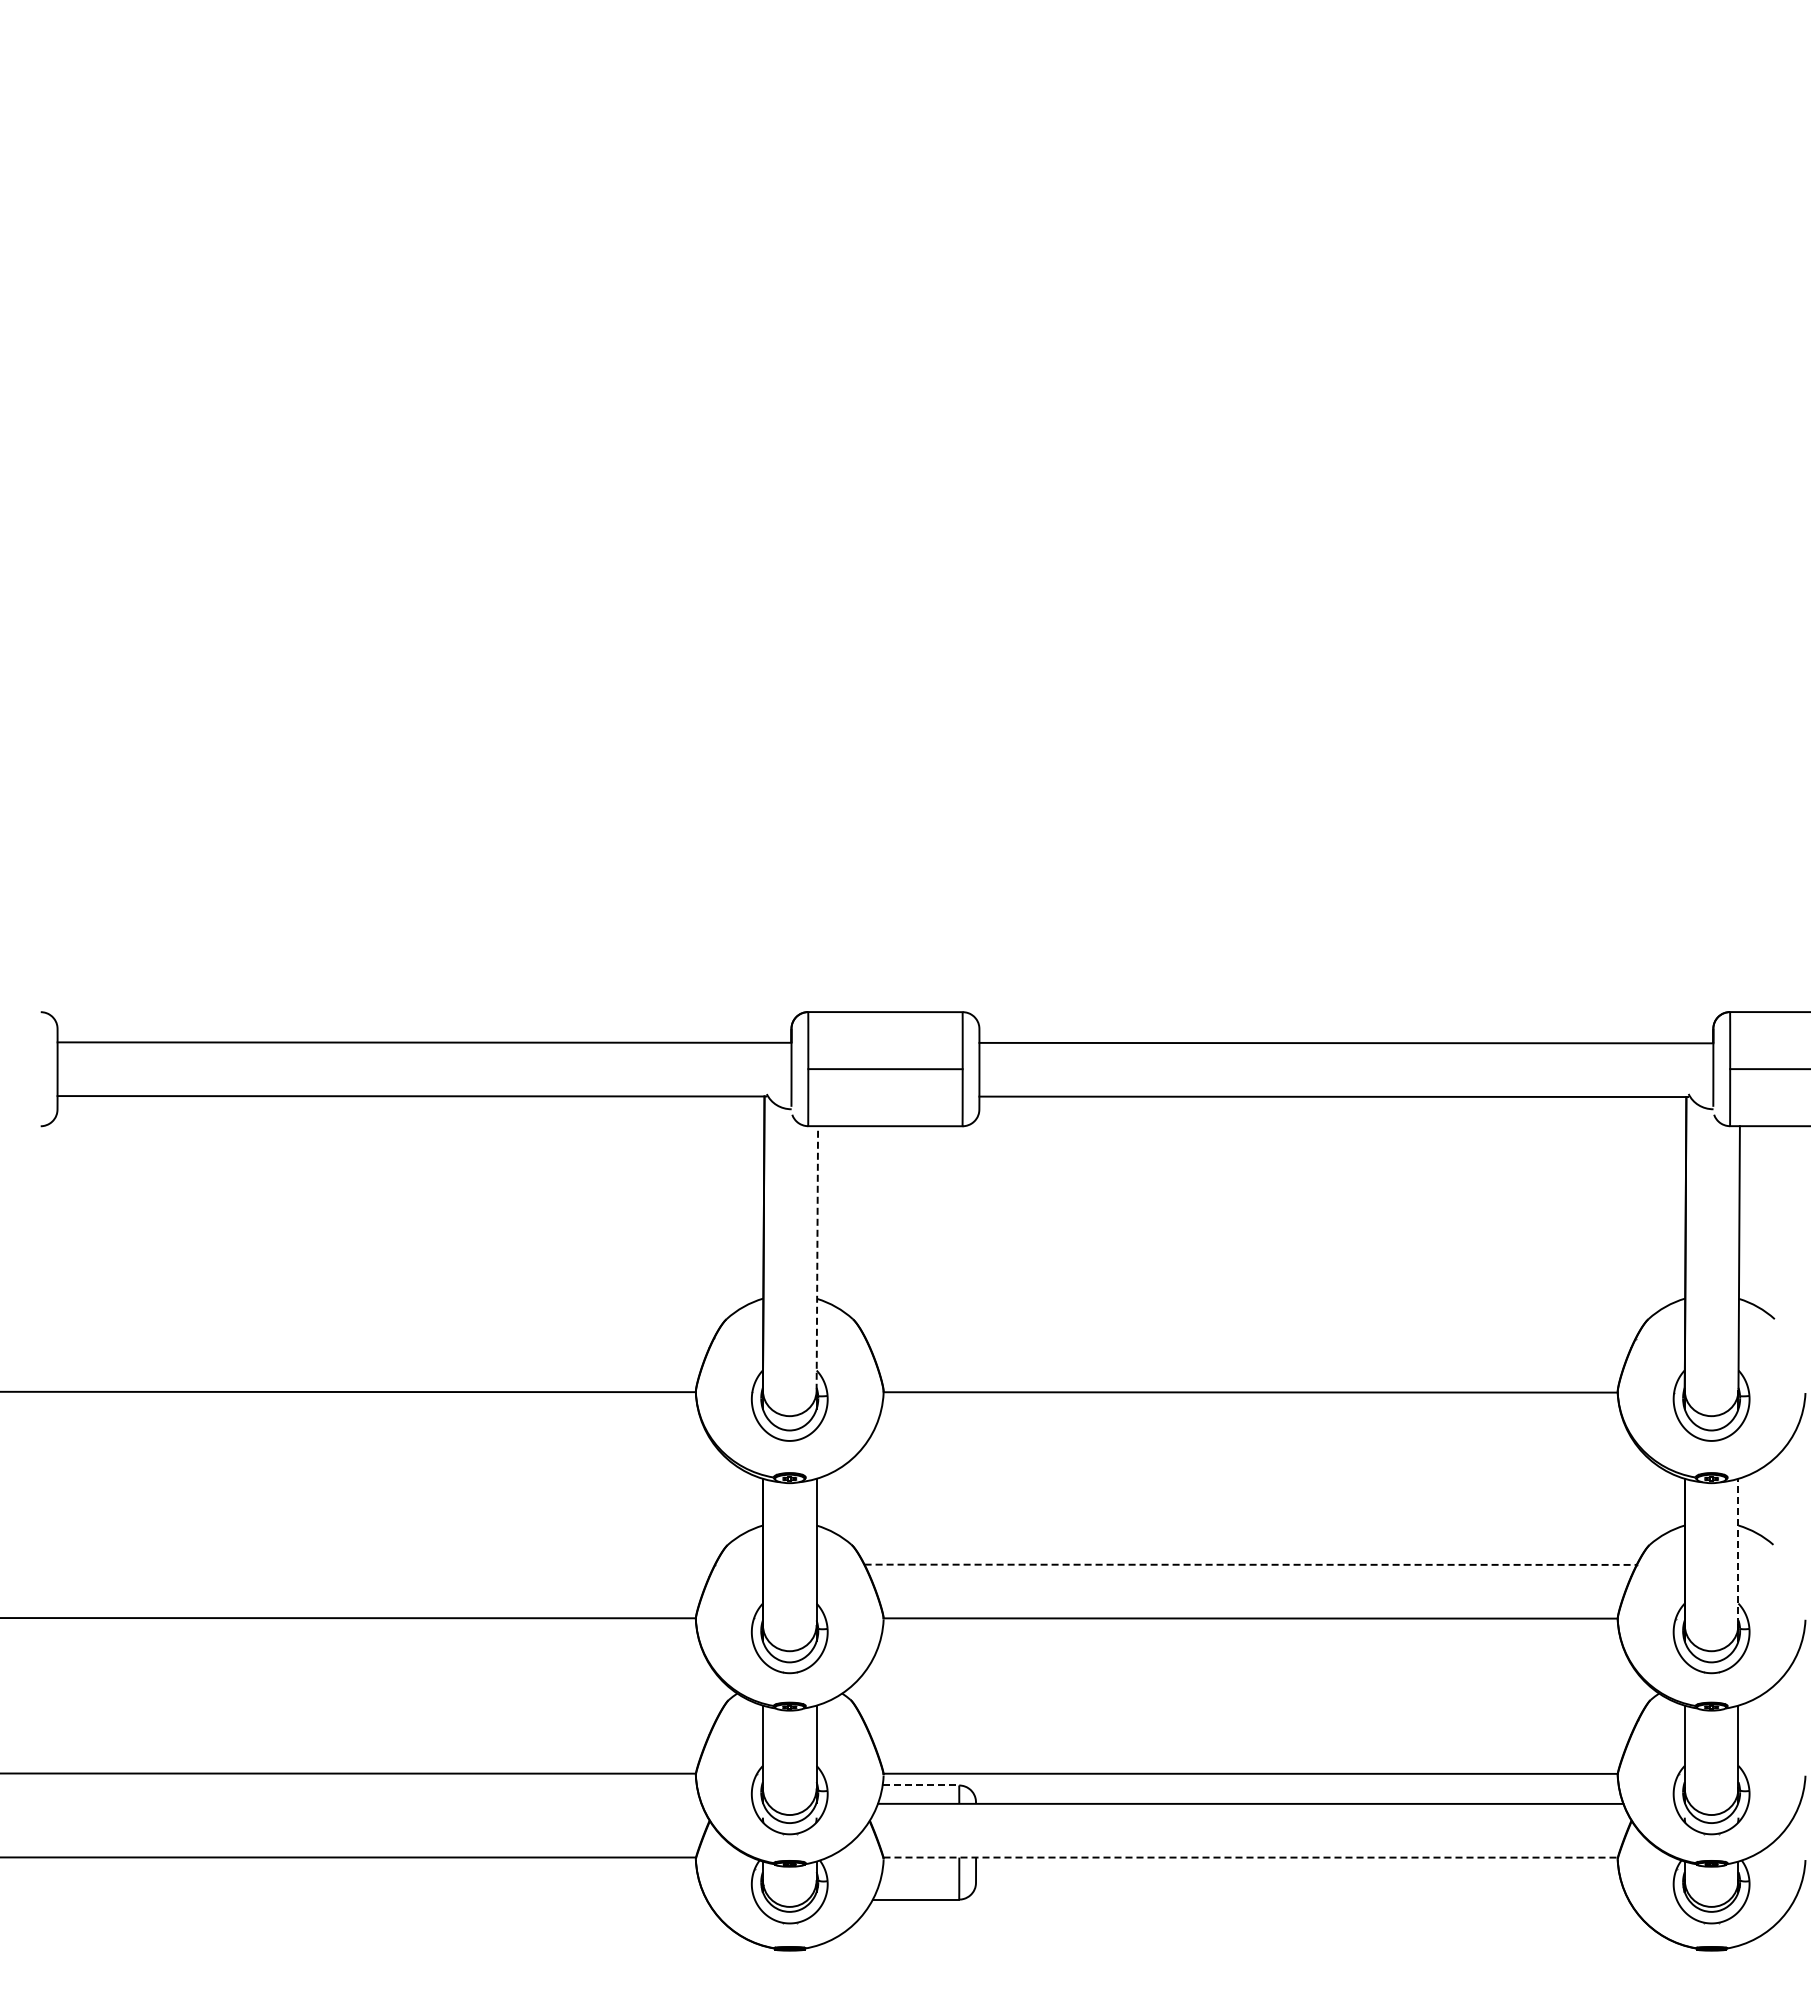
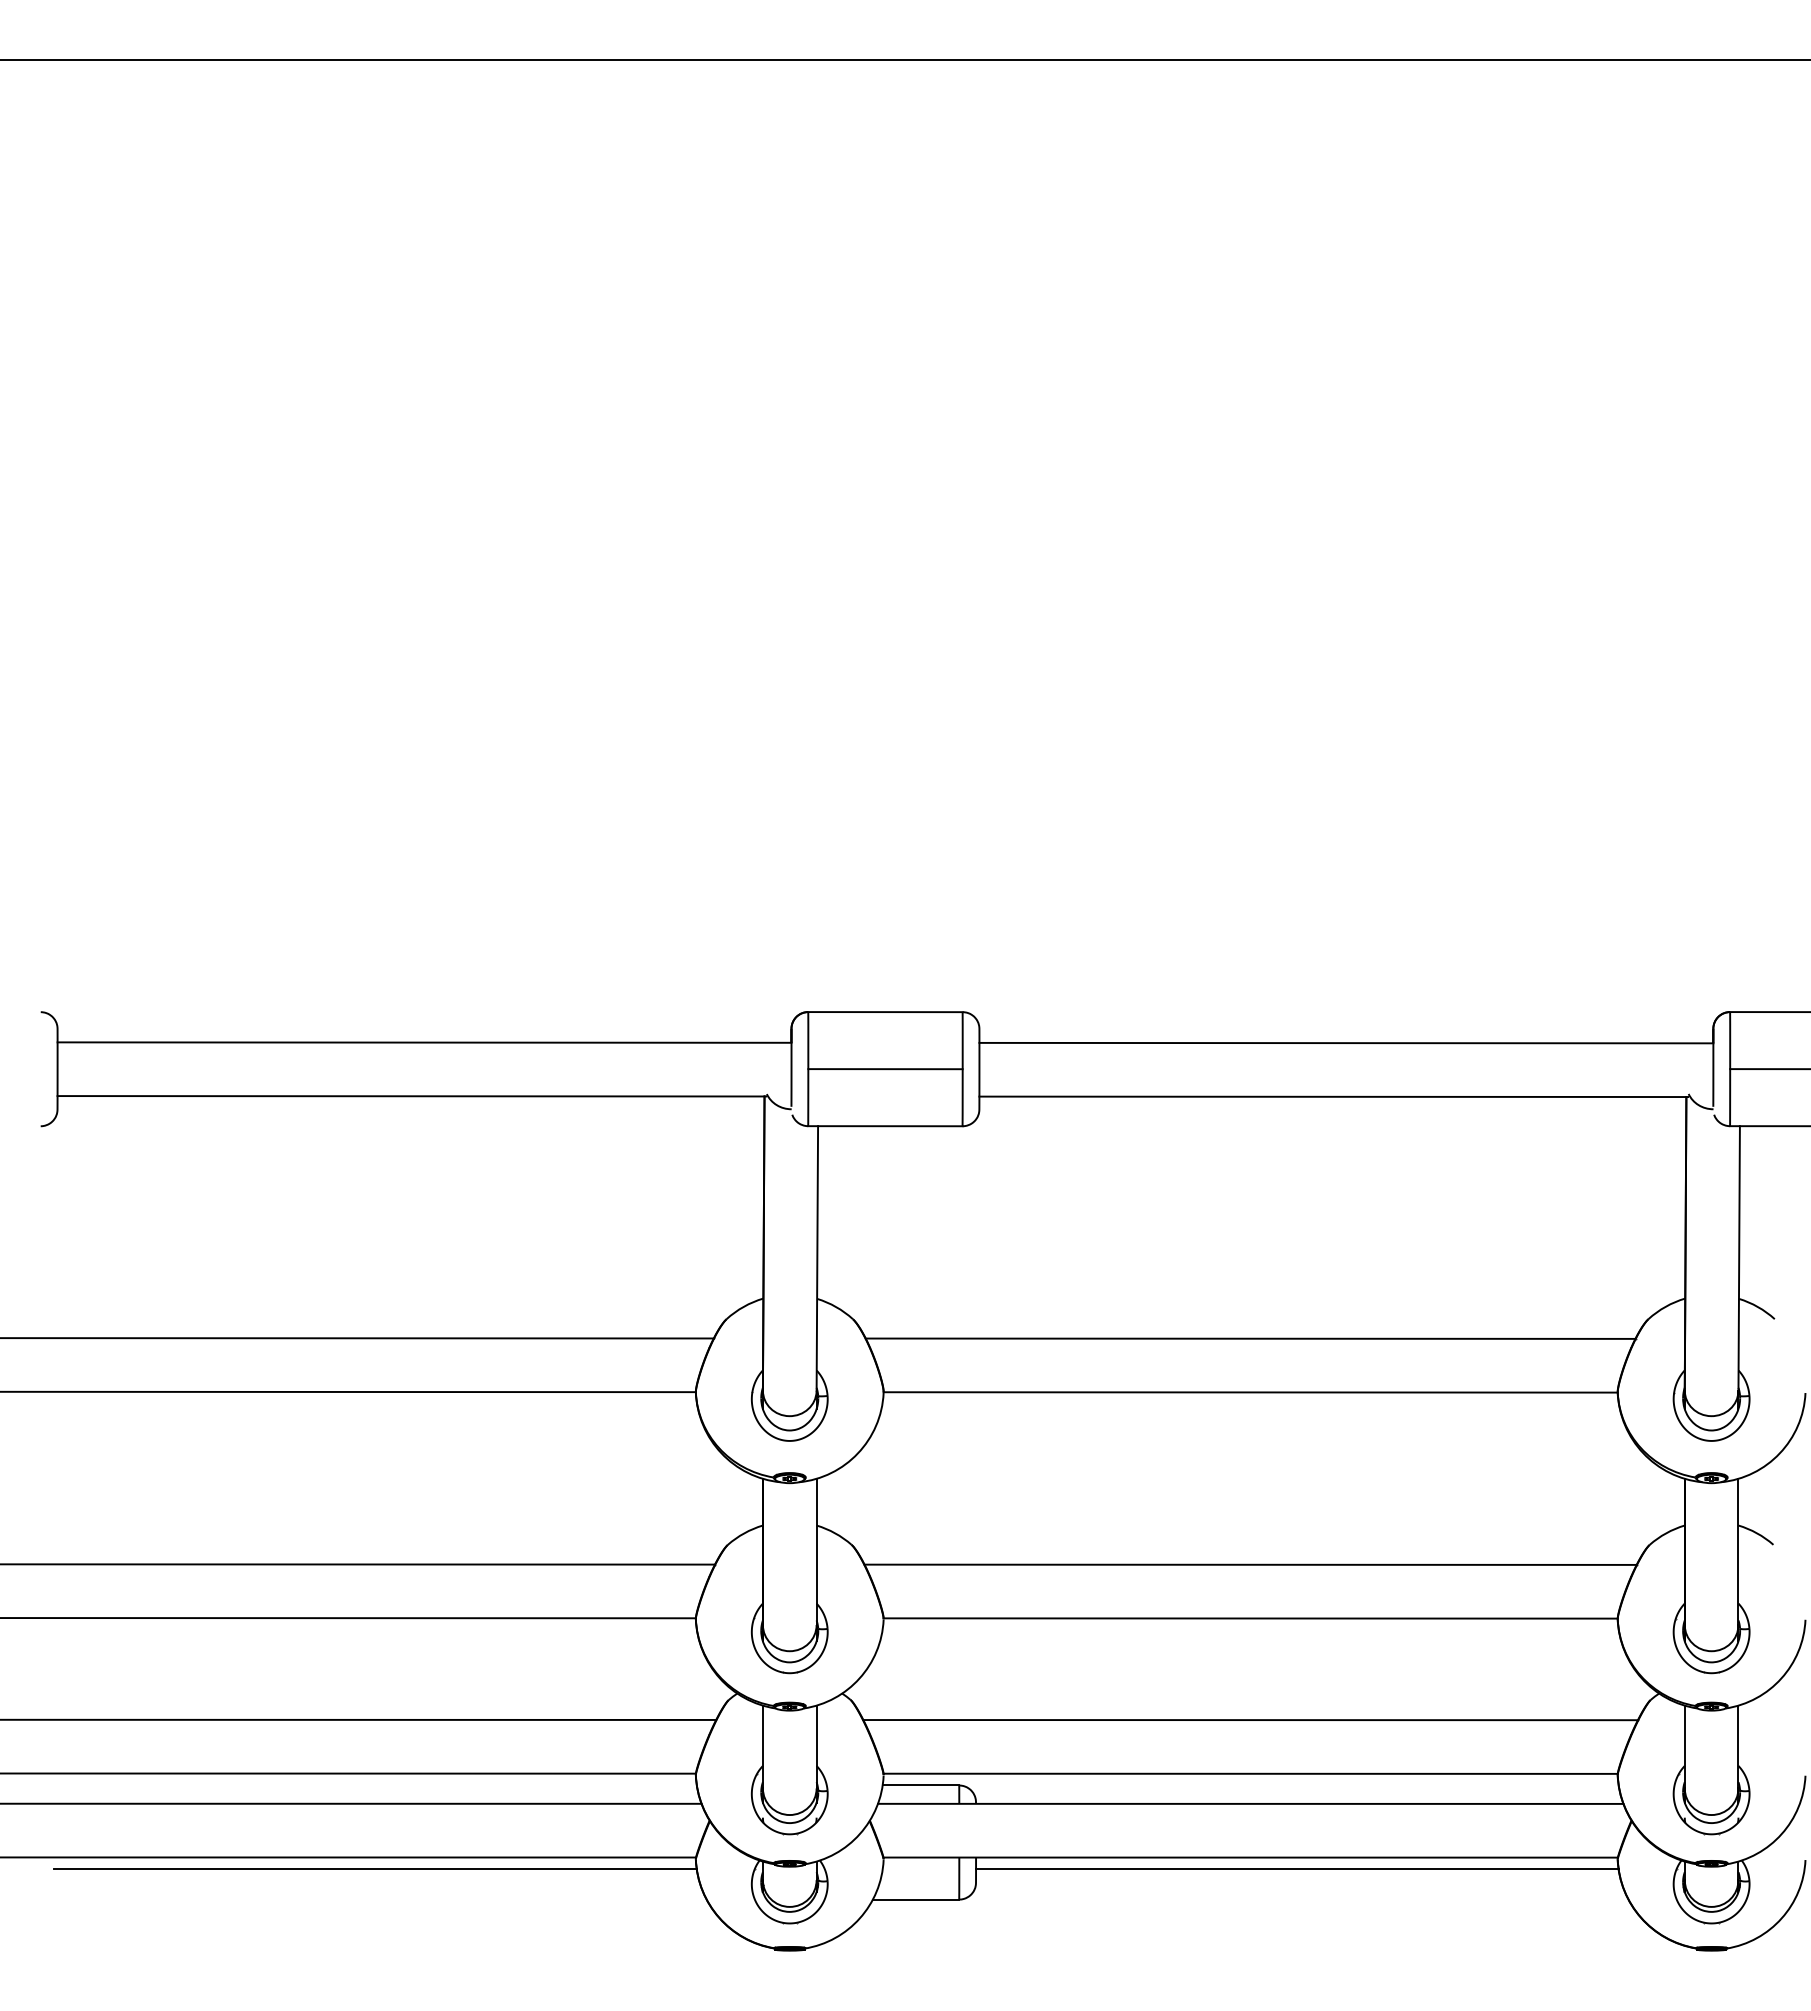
line: none -> present (904, 60)
line: dashed -> solid (817, 1257)
line: none -> present (357, 1338)
line: none -> present (1250, 1338)
line: dashed -> solid (1738, 1551)
line: none -> present (358, 1564)
line: dashed -> solid (1251, 1564)
line: none -> present (359, 1719)
line: none -> present (1250, 1720)
line: dashed -> solid (921, 1785)
line: none -> present (351, 1803)
line: dashed -> solid (1251, 1857)
line: none -> present (375, 1869)
line: none -> present (1297, 1869)
